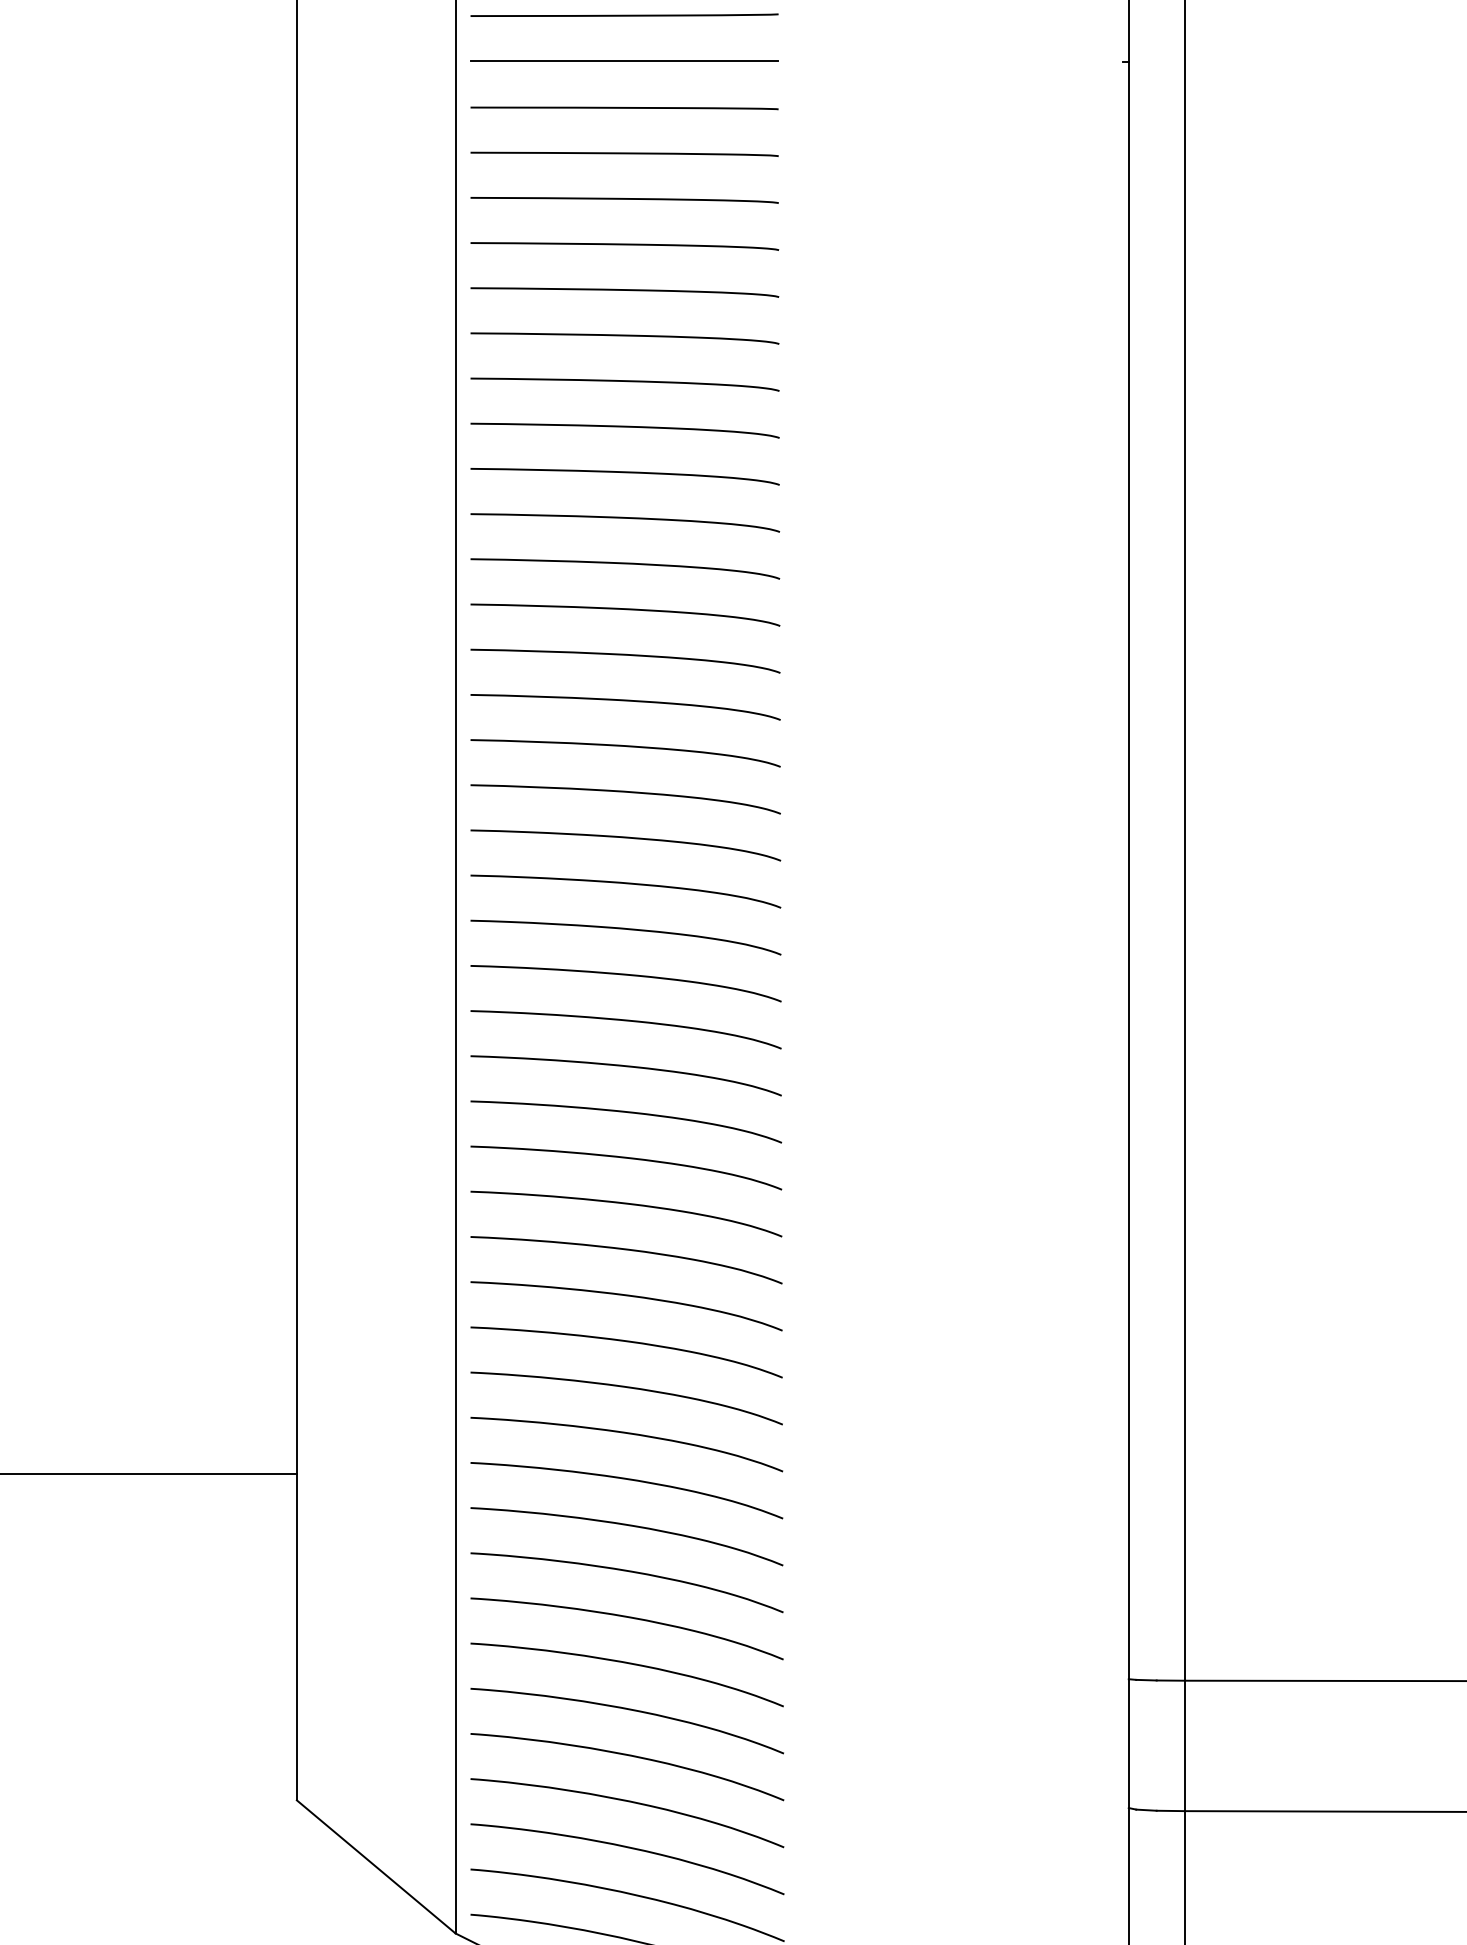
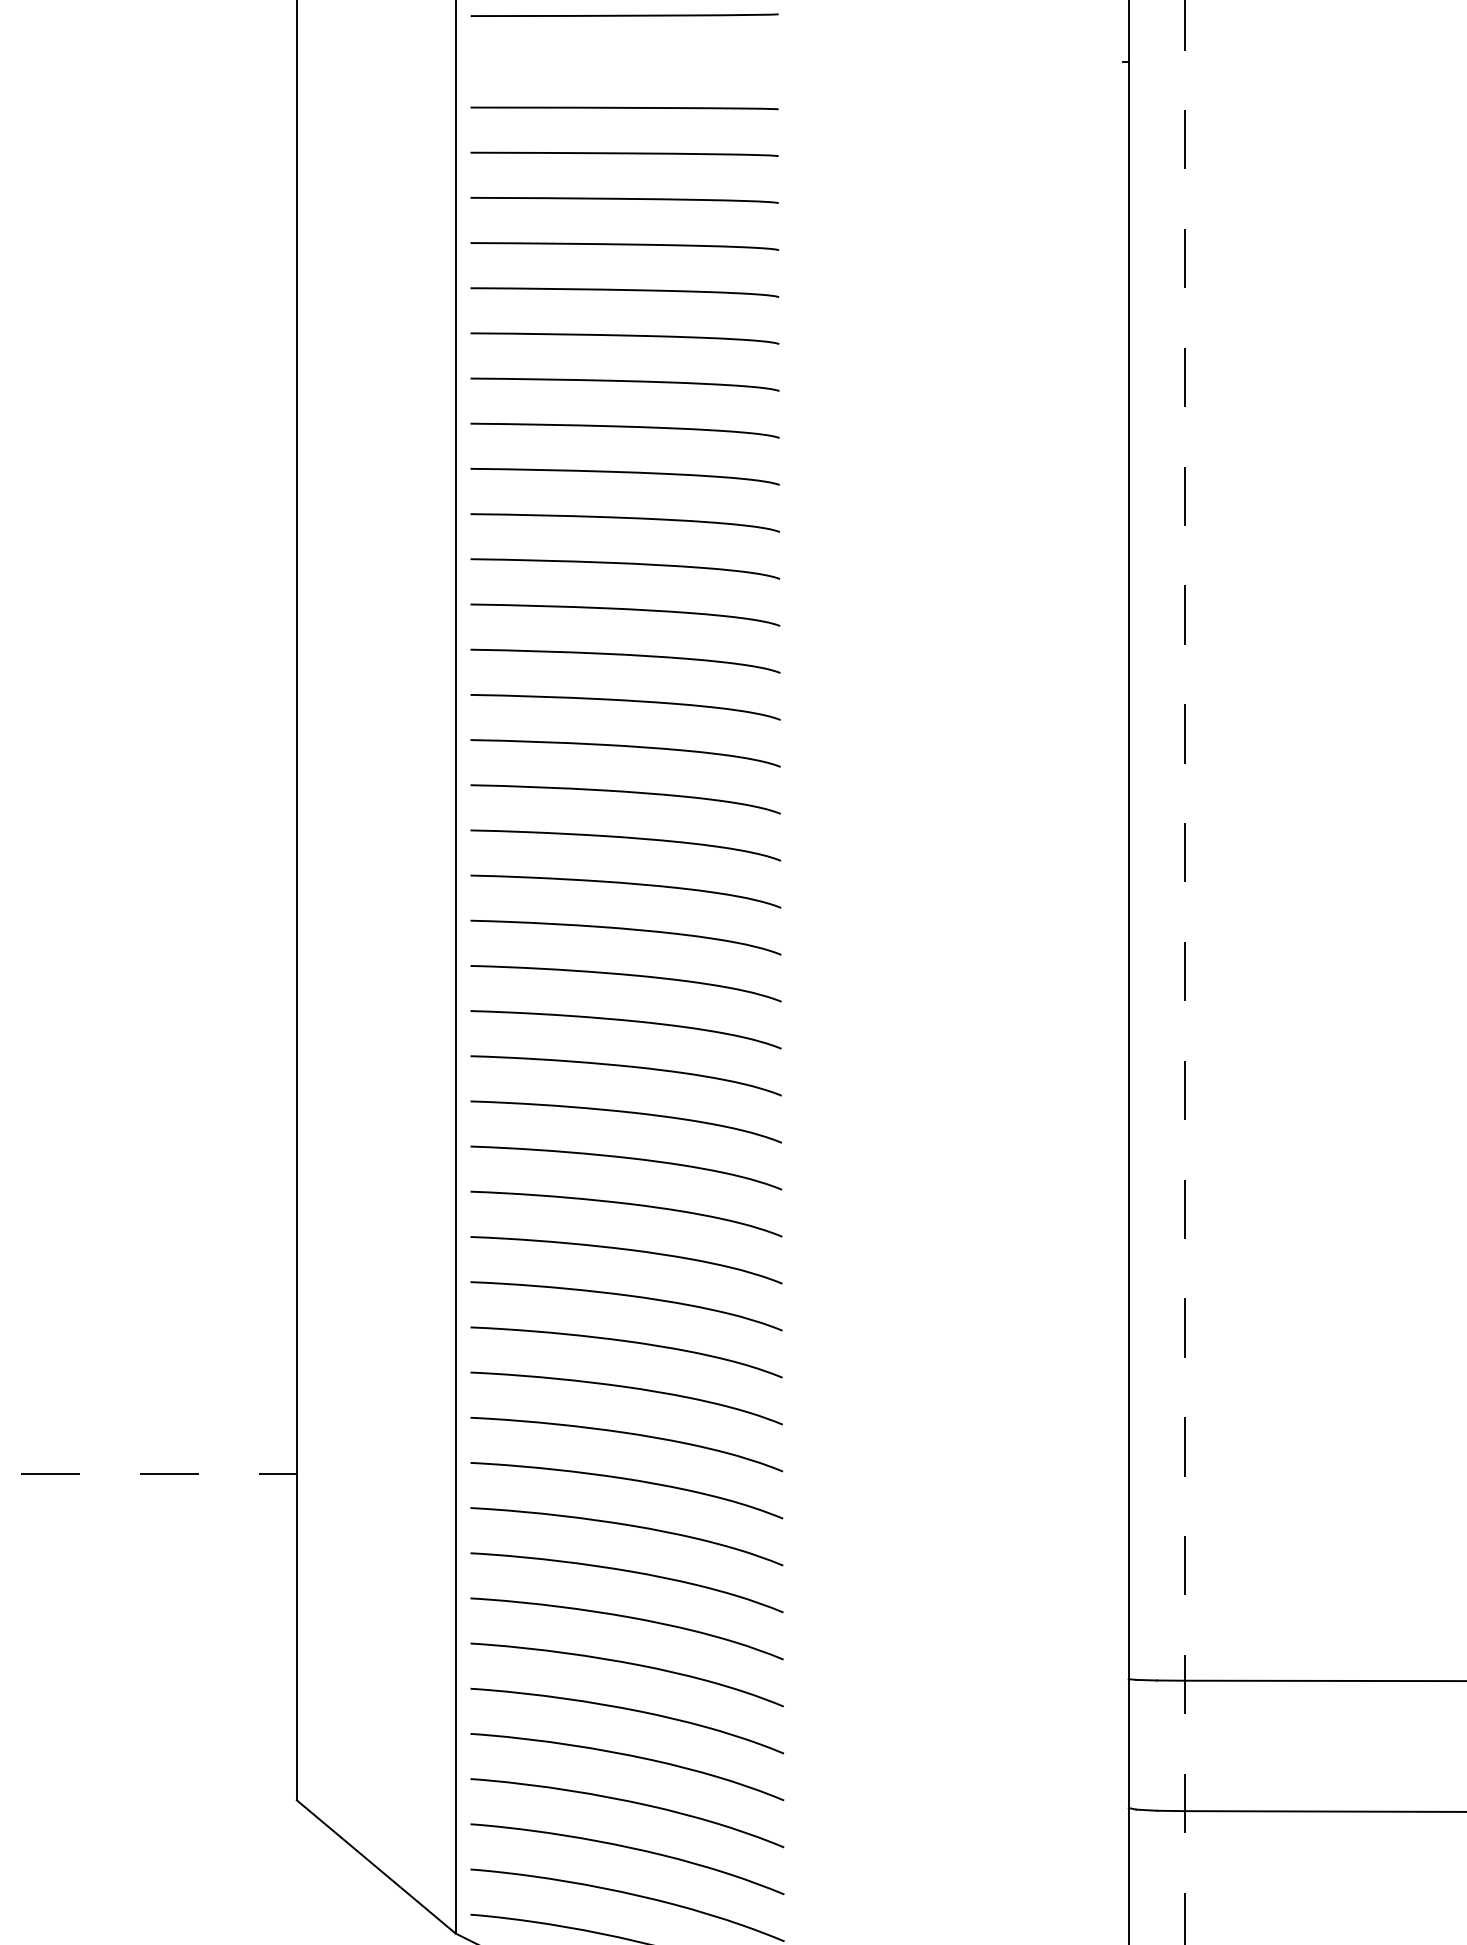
line: present -> none (624, 61)
line: solid -> dashed (1185, 972)
line: solid -> dashed (148, 1473)
